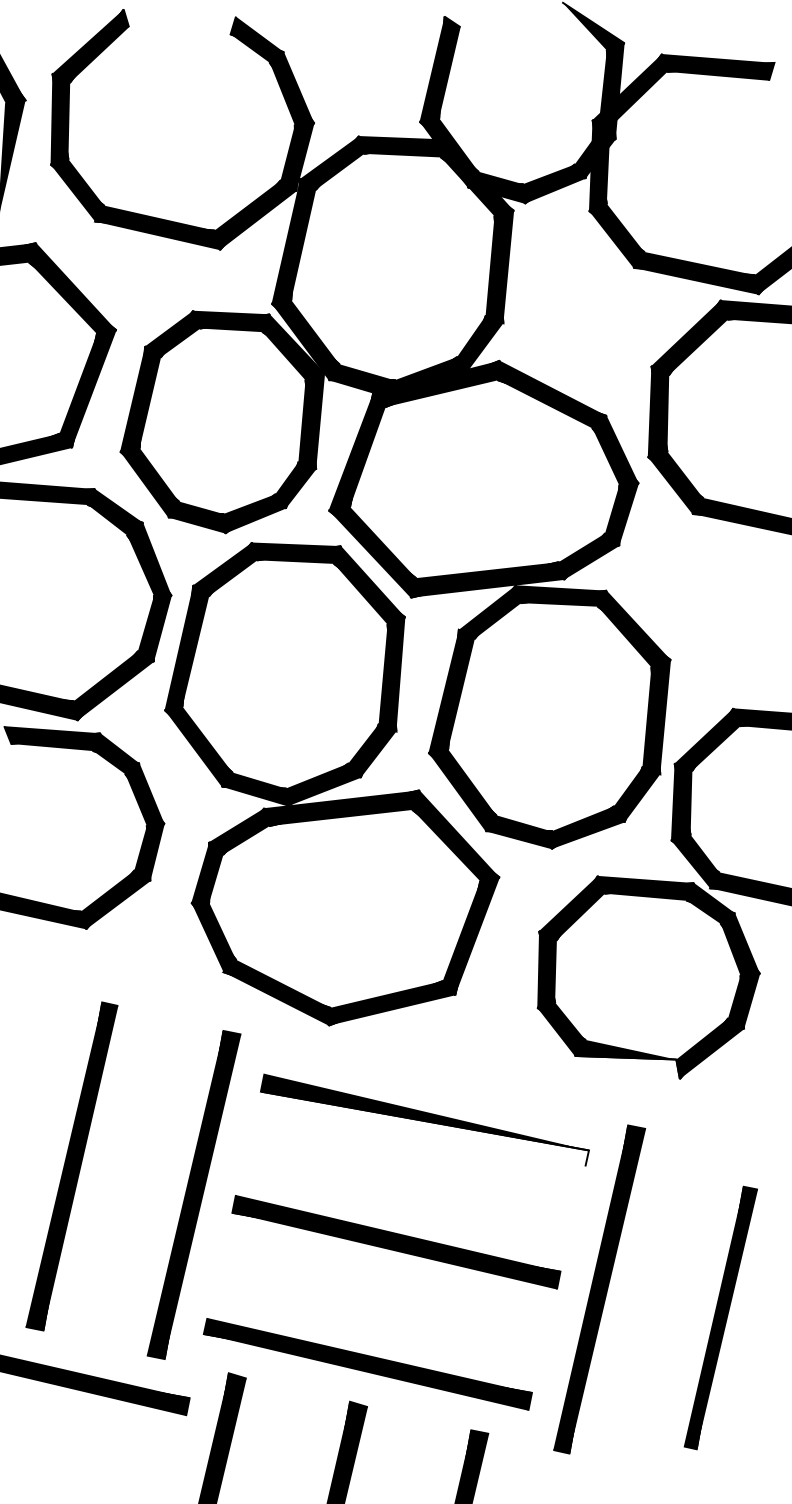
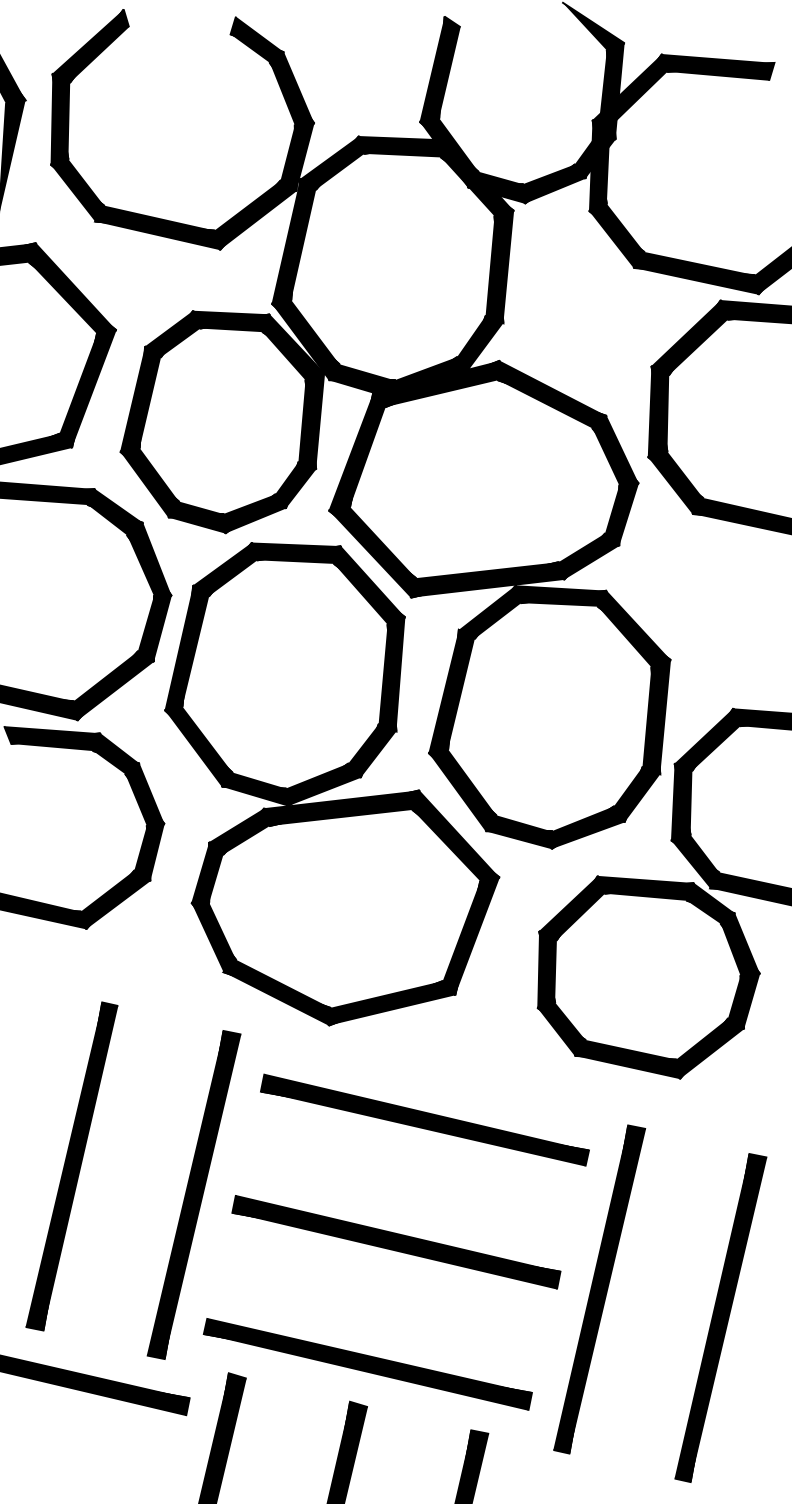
fill: none -> present (626, 1067)
fill: none -> present (424, 1128)
part size: 75x266 px -> 94x330 px (720, 1317)
